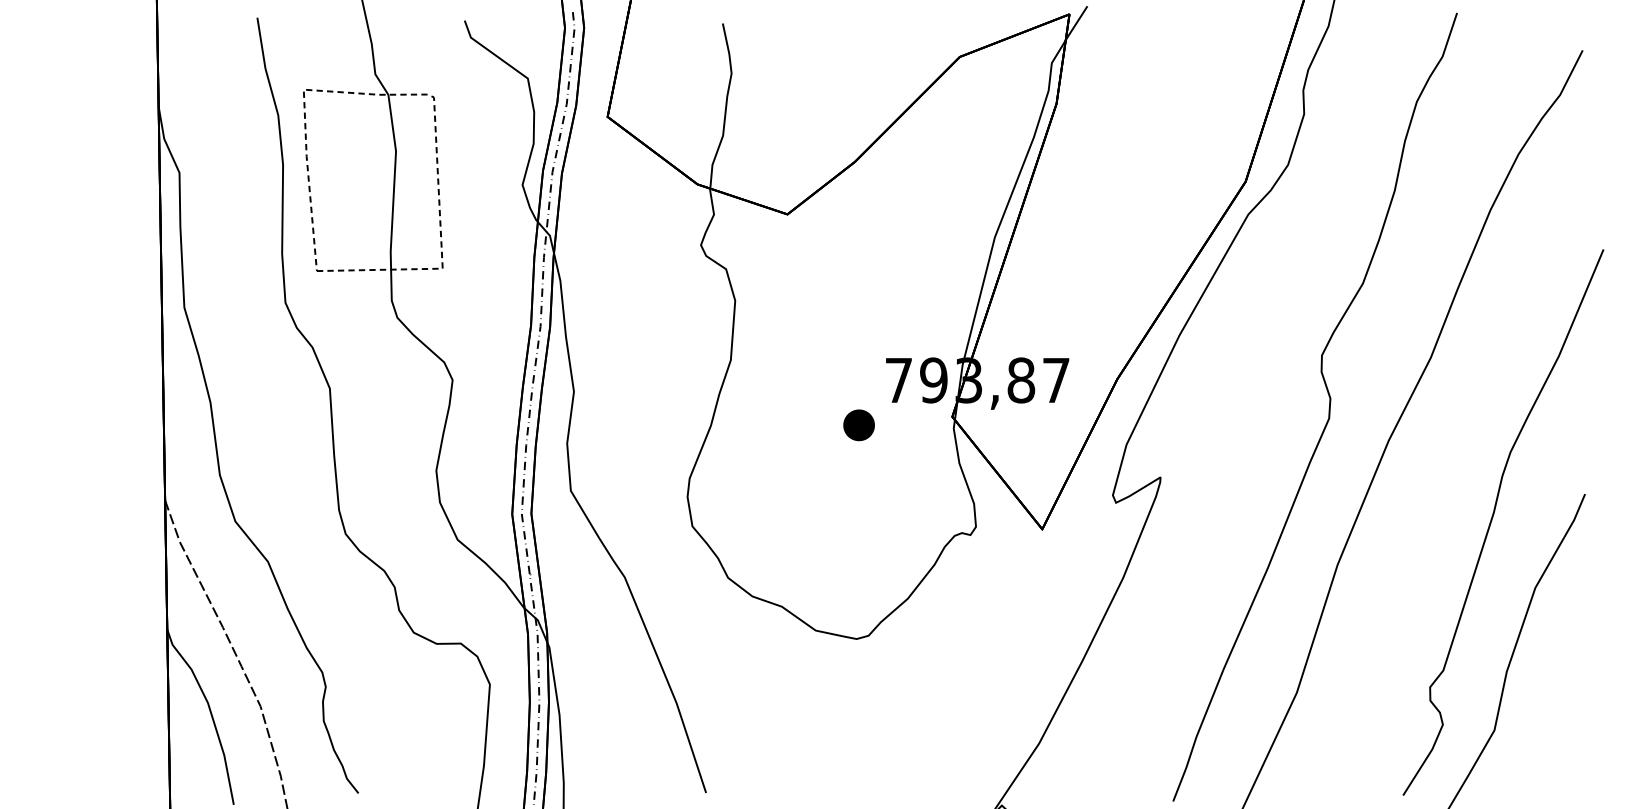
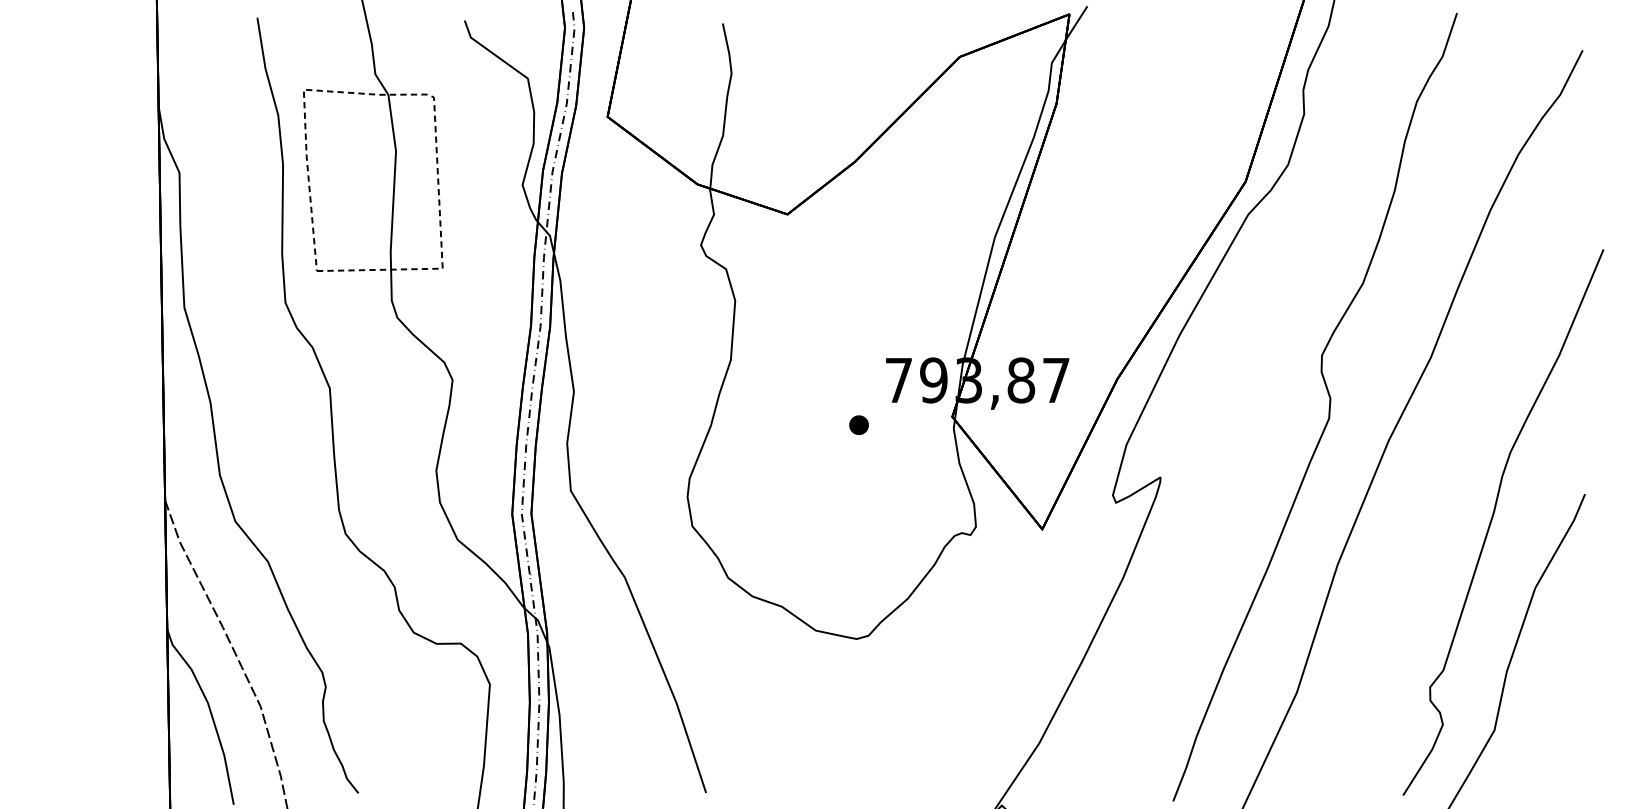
part size: 32x33 px -> 20x20 px (858, 424)
